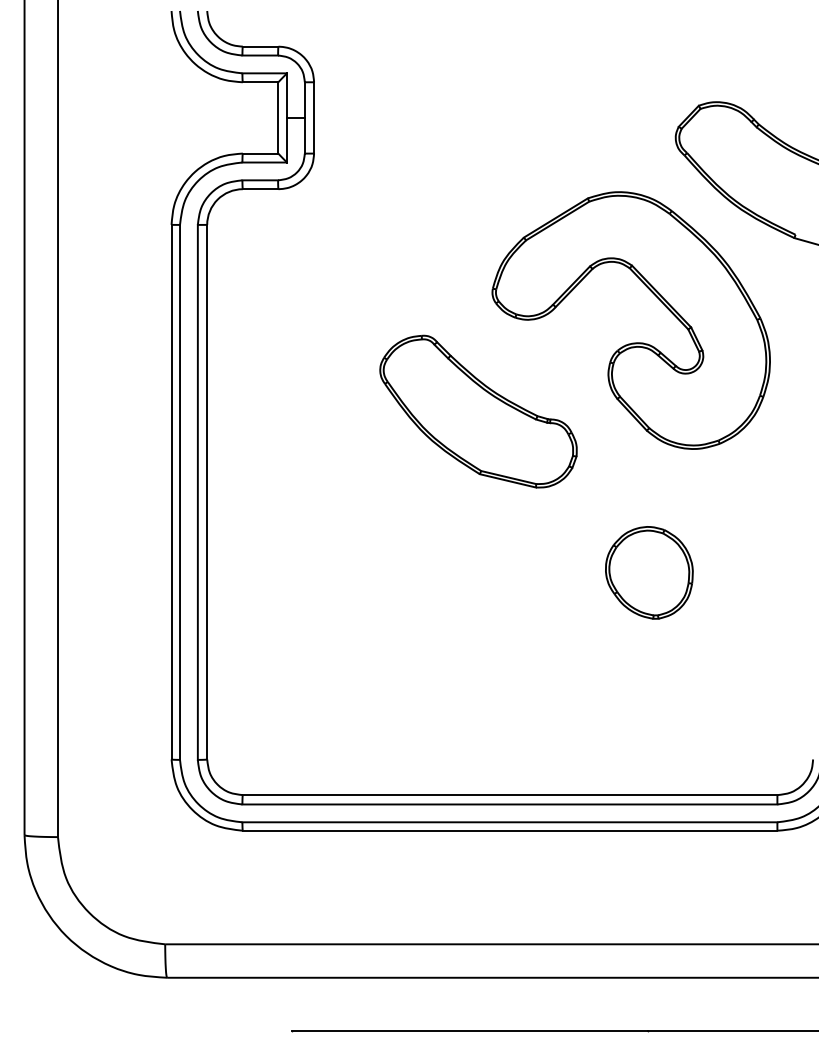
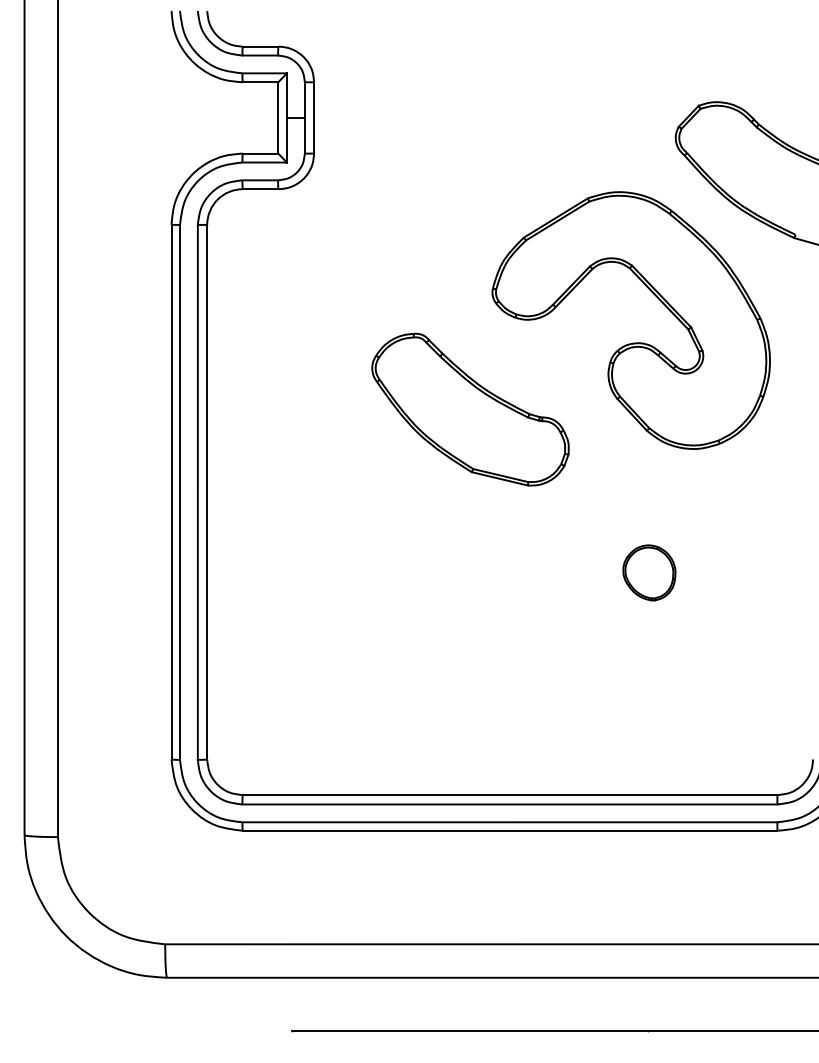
part position: (478, 411) -> (470, 409) (470, 409)
part size: 89x94 px -> 55x58 px (649, 572)
